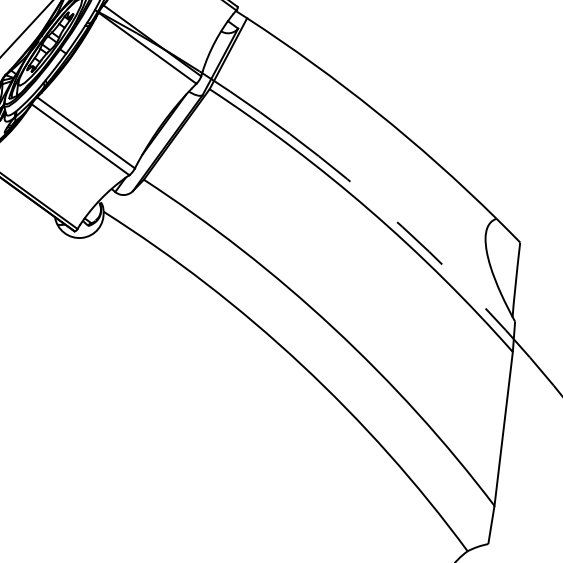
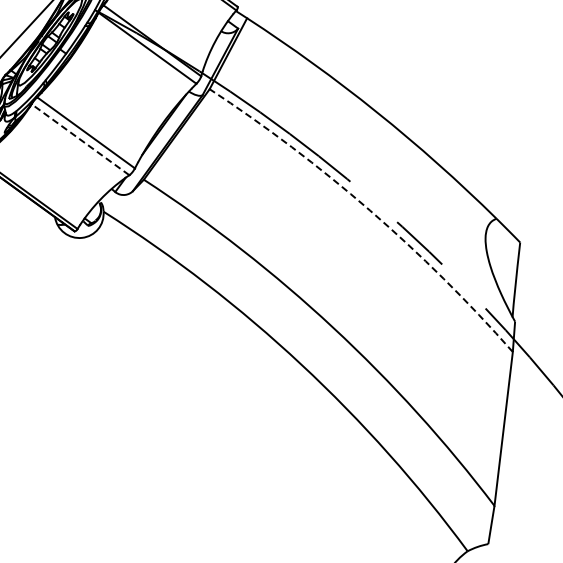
line: solid -> dashed (80, 139)
arc: solid -> dashed (370, 210)
